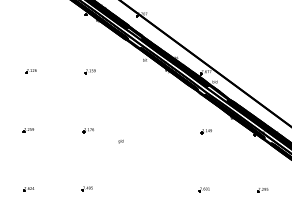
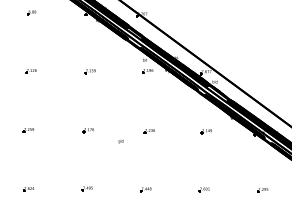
part: none -> present (31, 12)
part: none -> present (147, 71)
part: none -> present (148, 131)
part: none -> present (145, 189)
